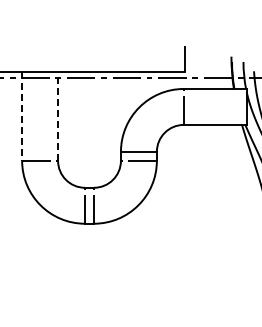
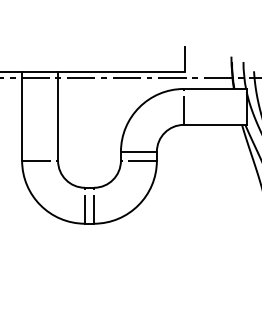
line: dashed -> solid (22, 116)
line: dashed -> solid (58, 116)
